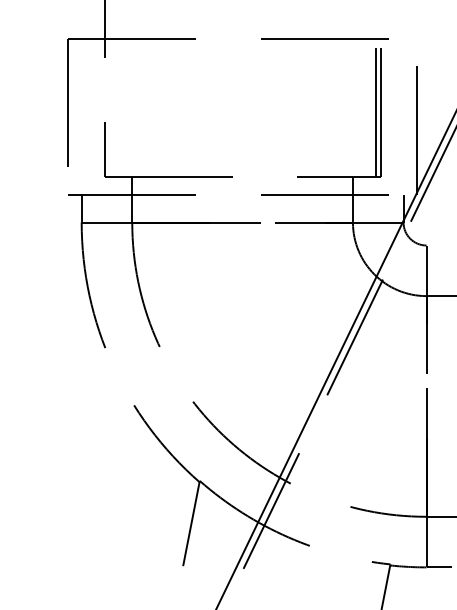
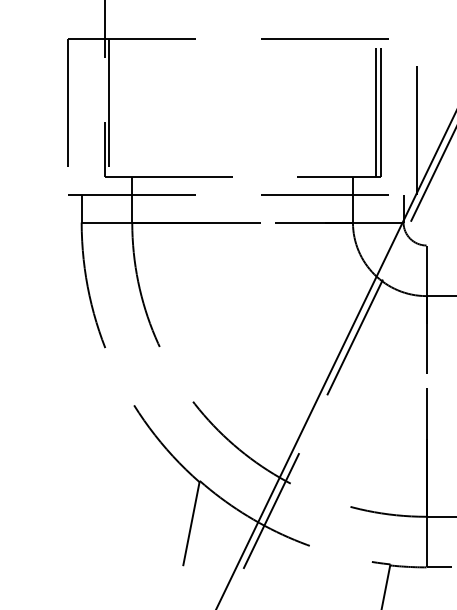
line: none -> present (109, 107)
